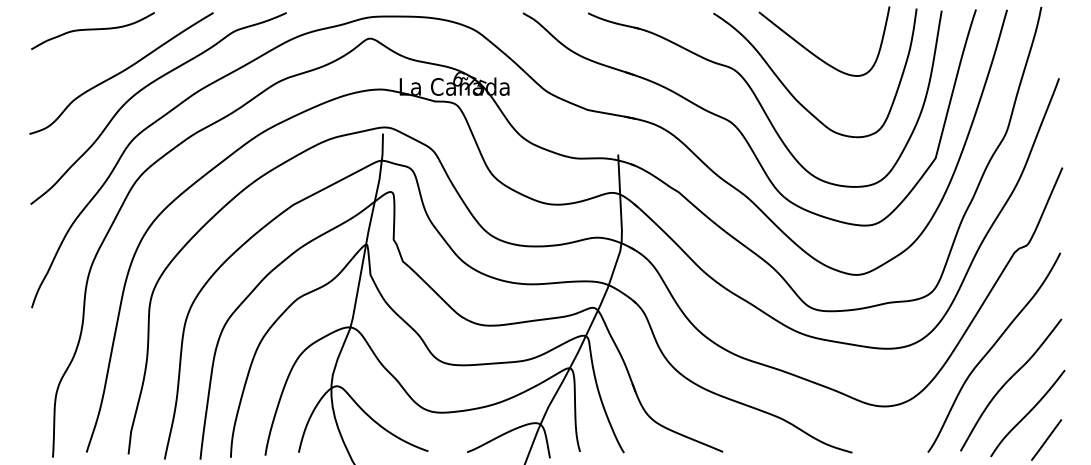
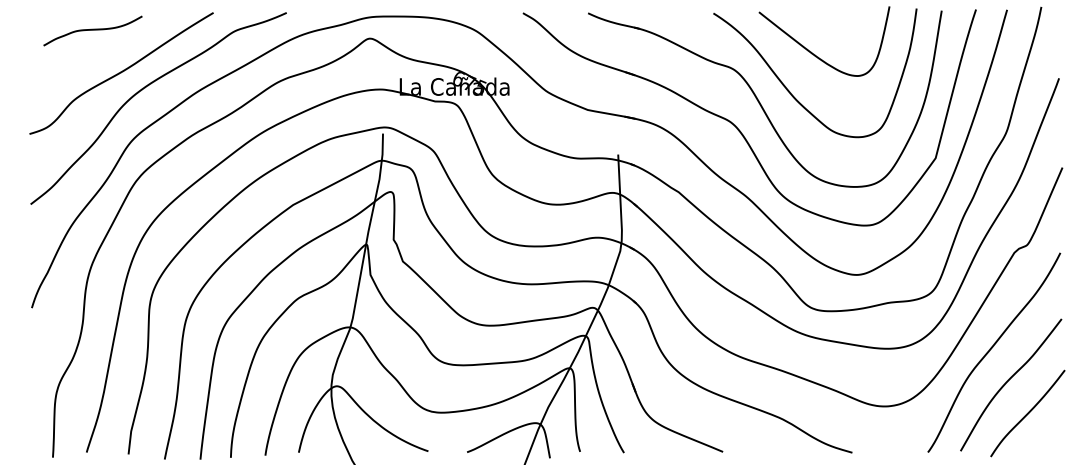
part size: 124x38 px -> 100x32 px (92, 30)
line: present -> none (1046, 439)
